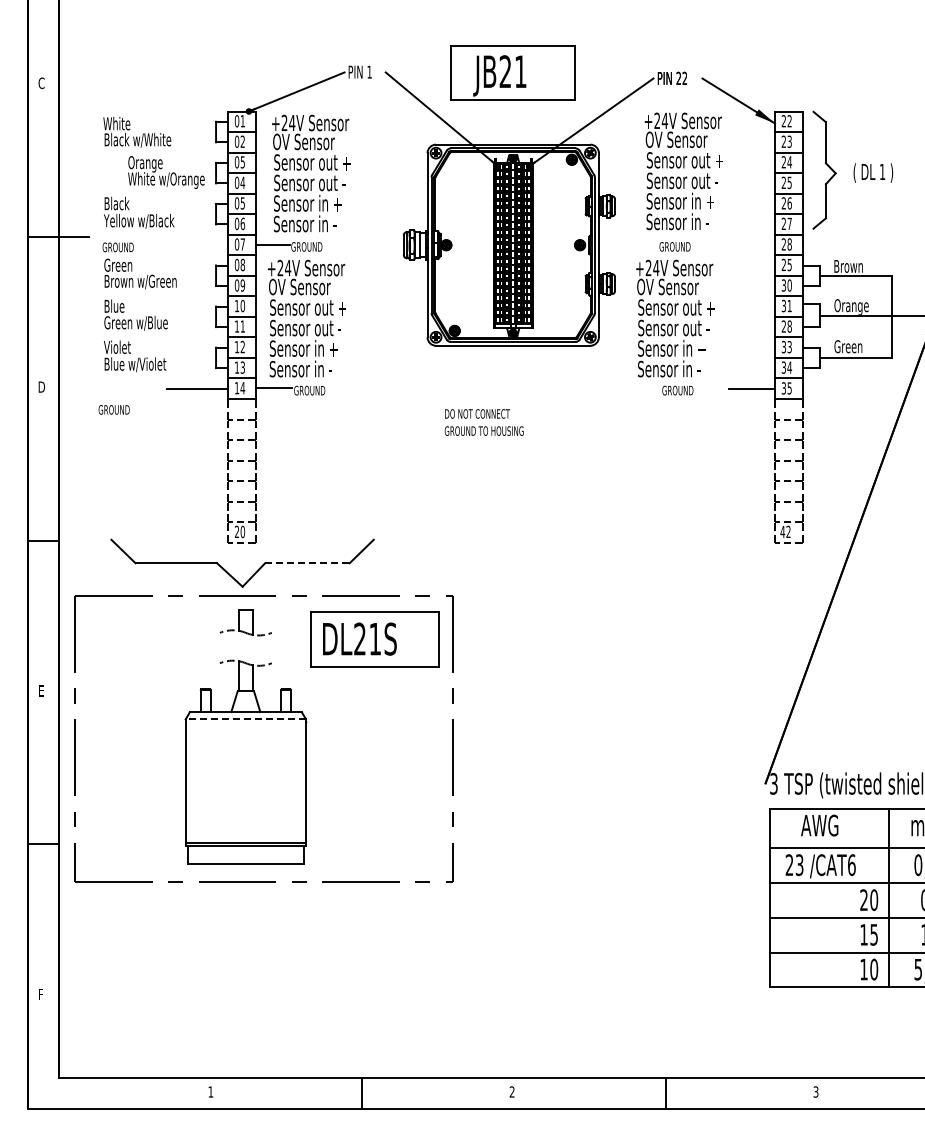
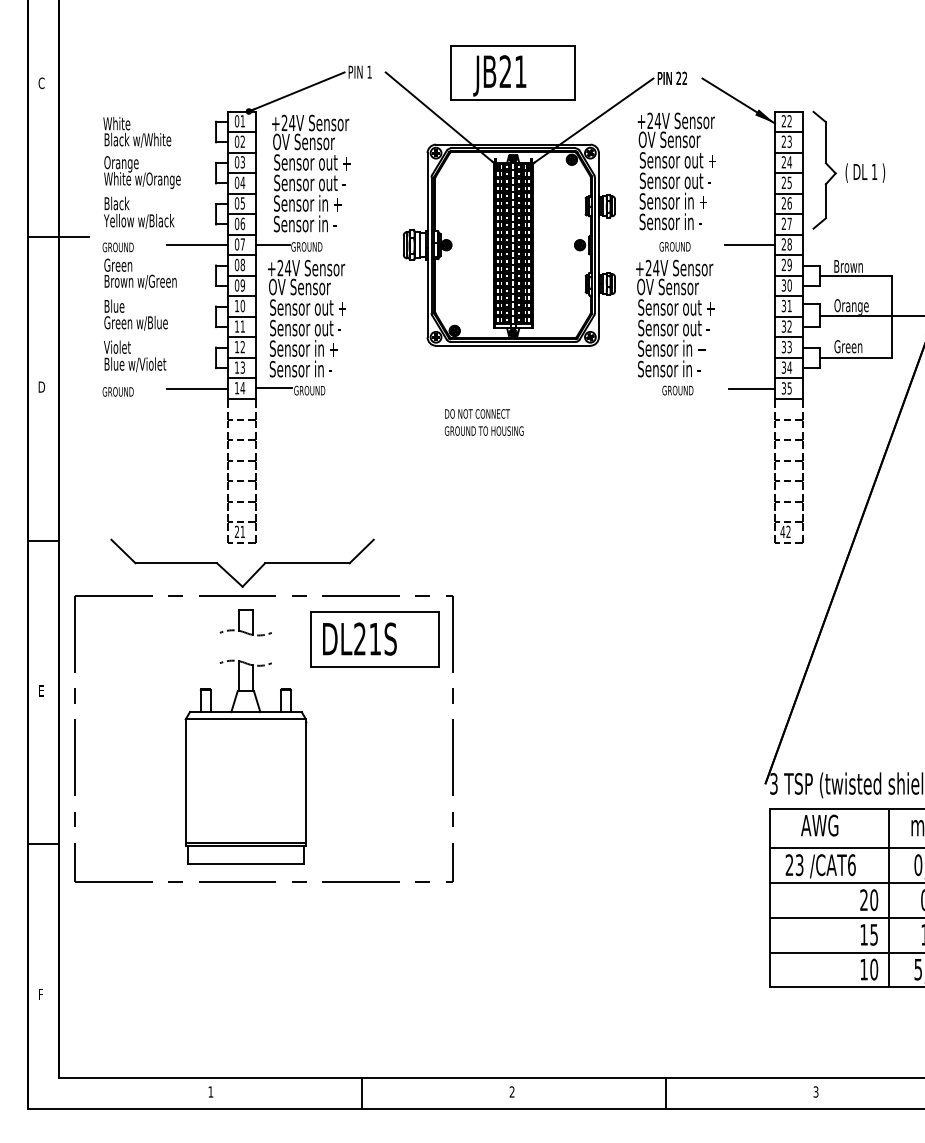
text: 05 -> 03 (242, 161)
text position: (683, 171) -> (676, 171) (676, 171)
text position: (166, 172) -> (142, 172) (142, 172)
text position: (873, 172) -> (865, 172) (865, 172)
line: none -> present (197, 244)
line: none -> present (750, 244)
text: 25 -> 29 (789, 264)
text: 28 -> 32 (786, 326)
text position: (113, 409) -> (117, 391) (117, 391)
text: 20 -> 21 (242, 531)
line: dashed -> solid (307, 563)
line: dashed -> solid (245, 719)
